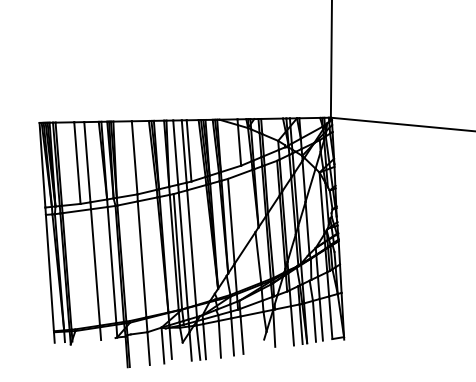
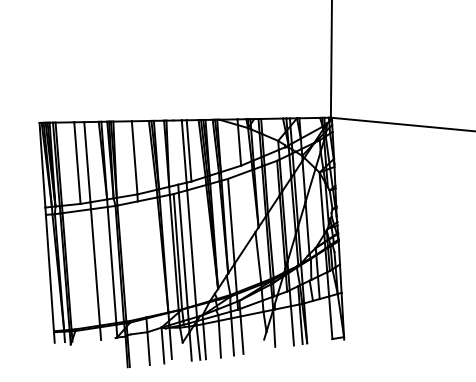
line: present -> none (175, 152)
line: present -> none (141, 259)
line: present -> none (320, 319)
line: present -> none (314, 320)
